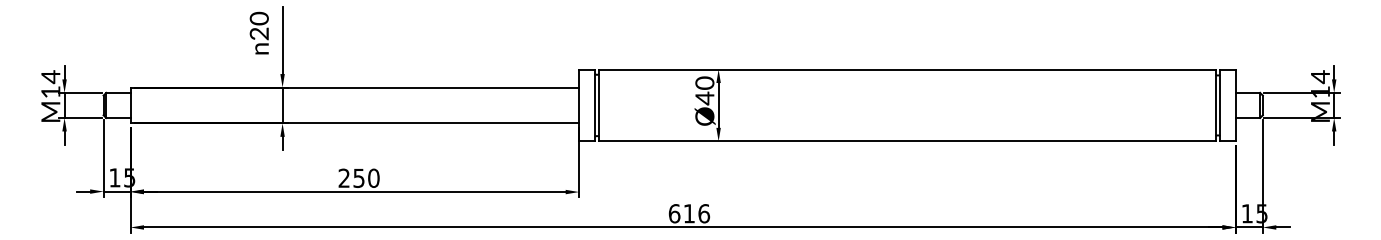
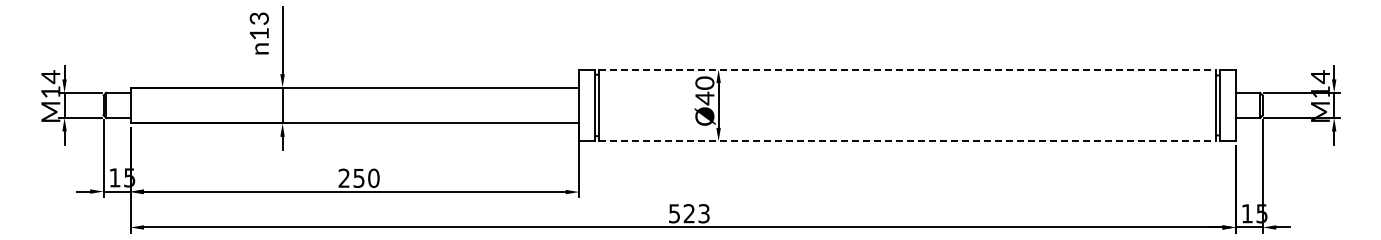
text: 20 -> 13 (258, 25)
line: solid -> dashed (908, 69)
line: solid -> dashed (908, 141)
text: 616 -> 523 (689, 213)
